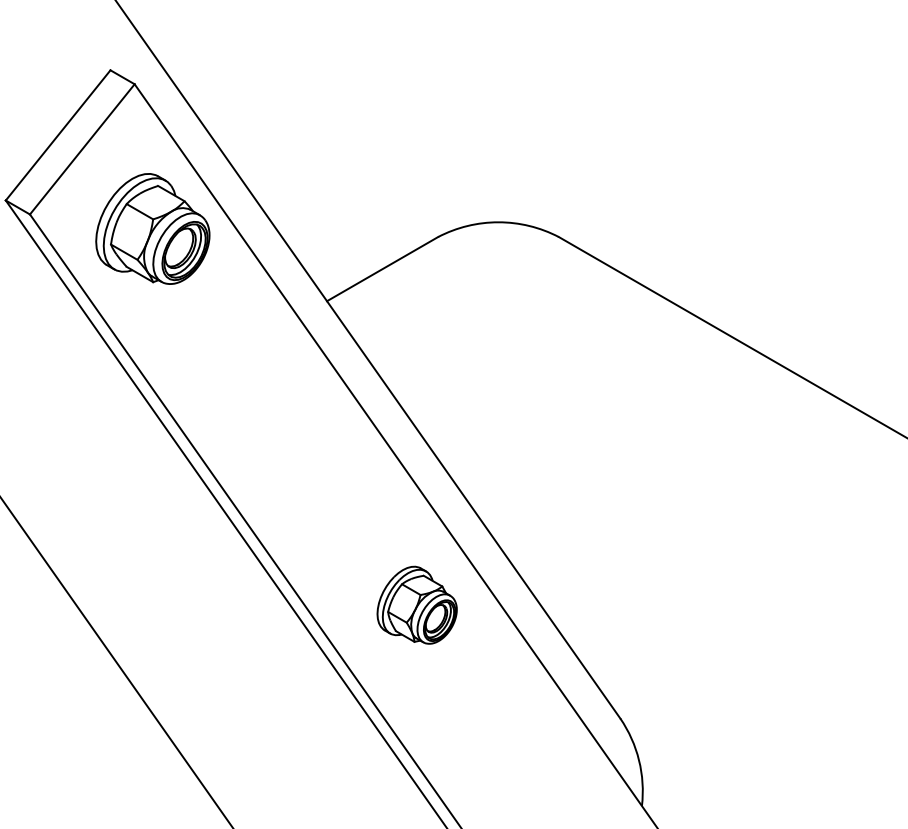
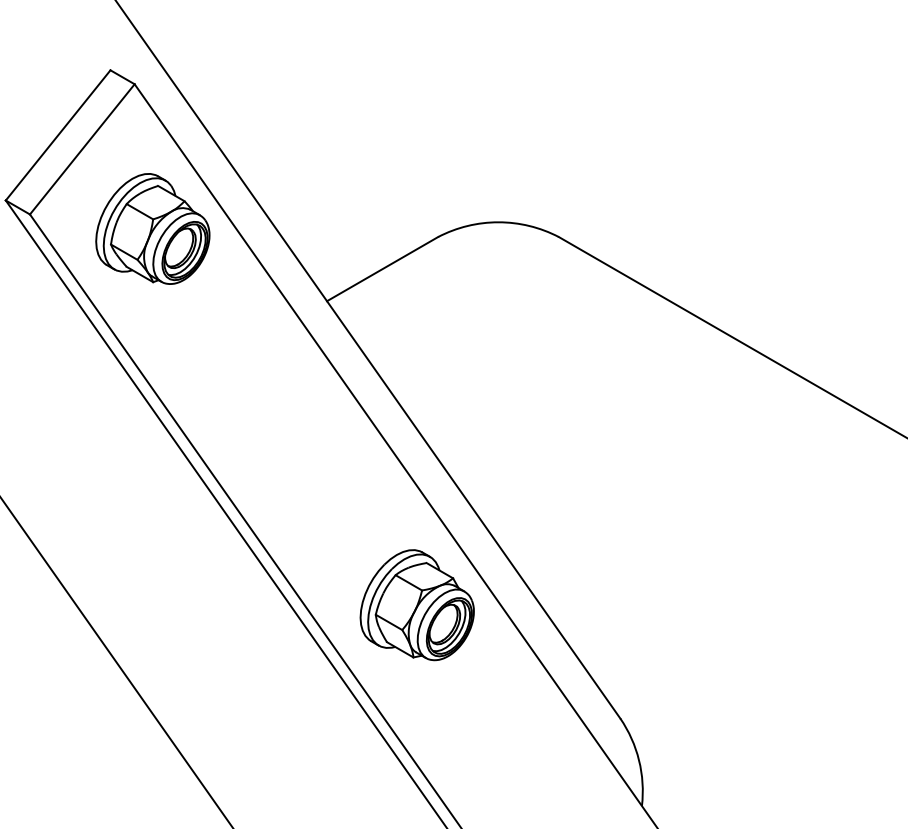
part size: 82x80 px -> 116x113 px (416, 605)
